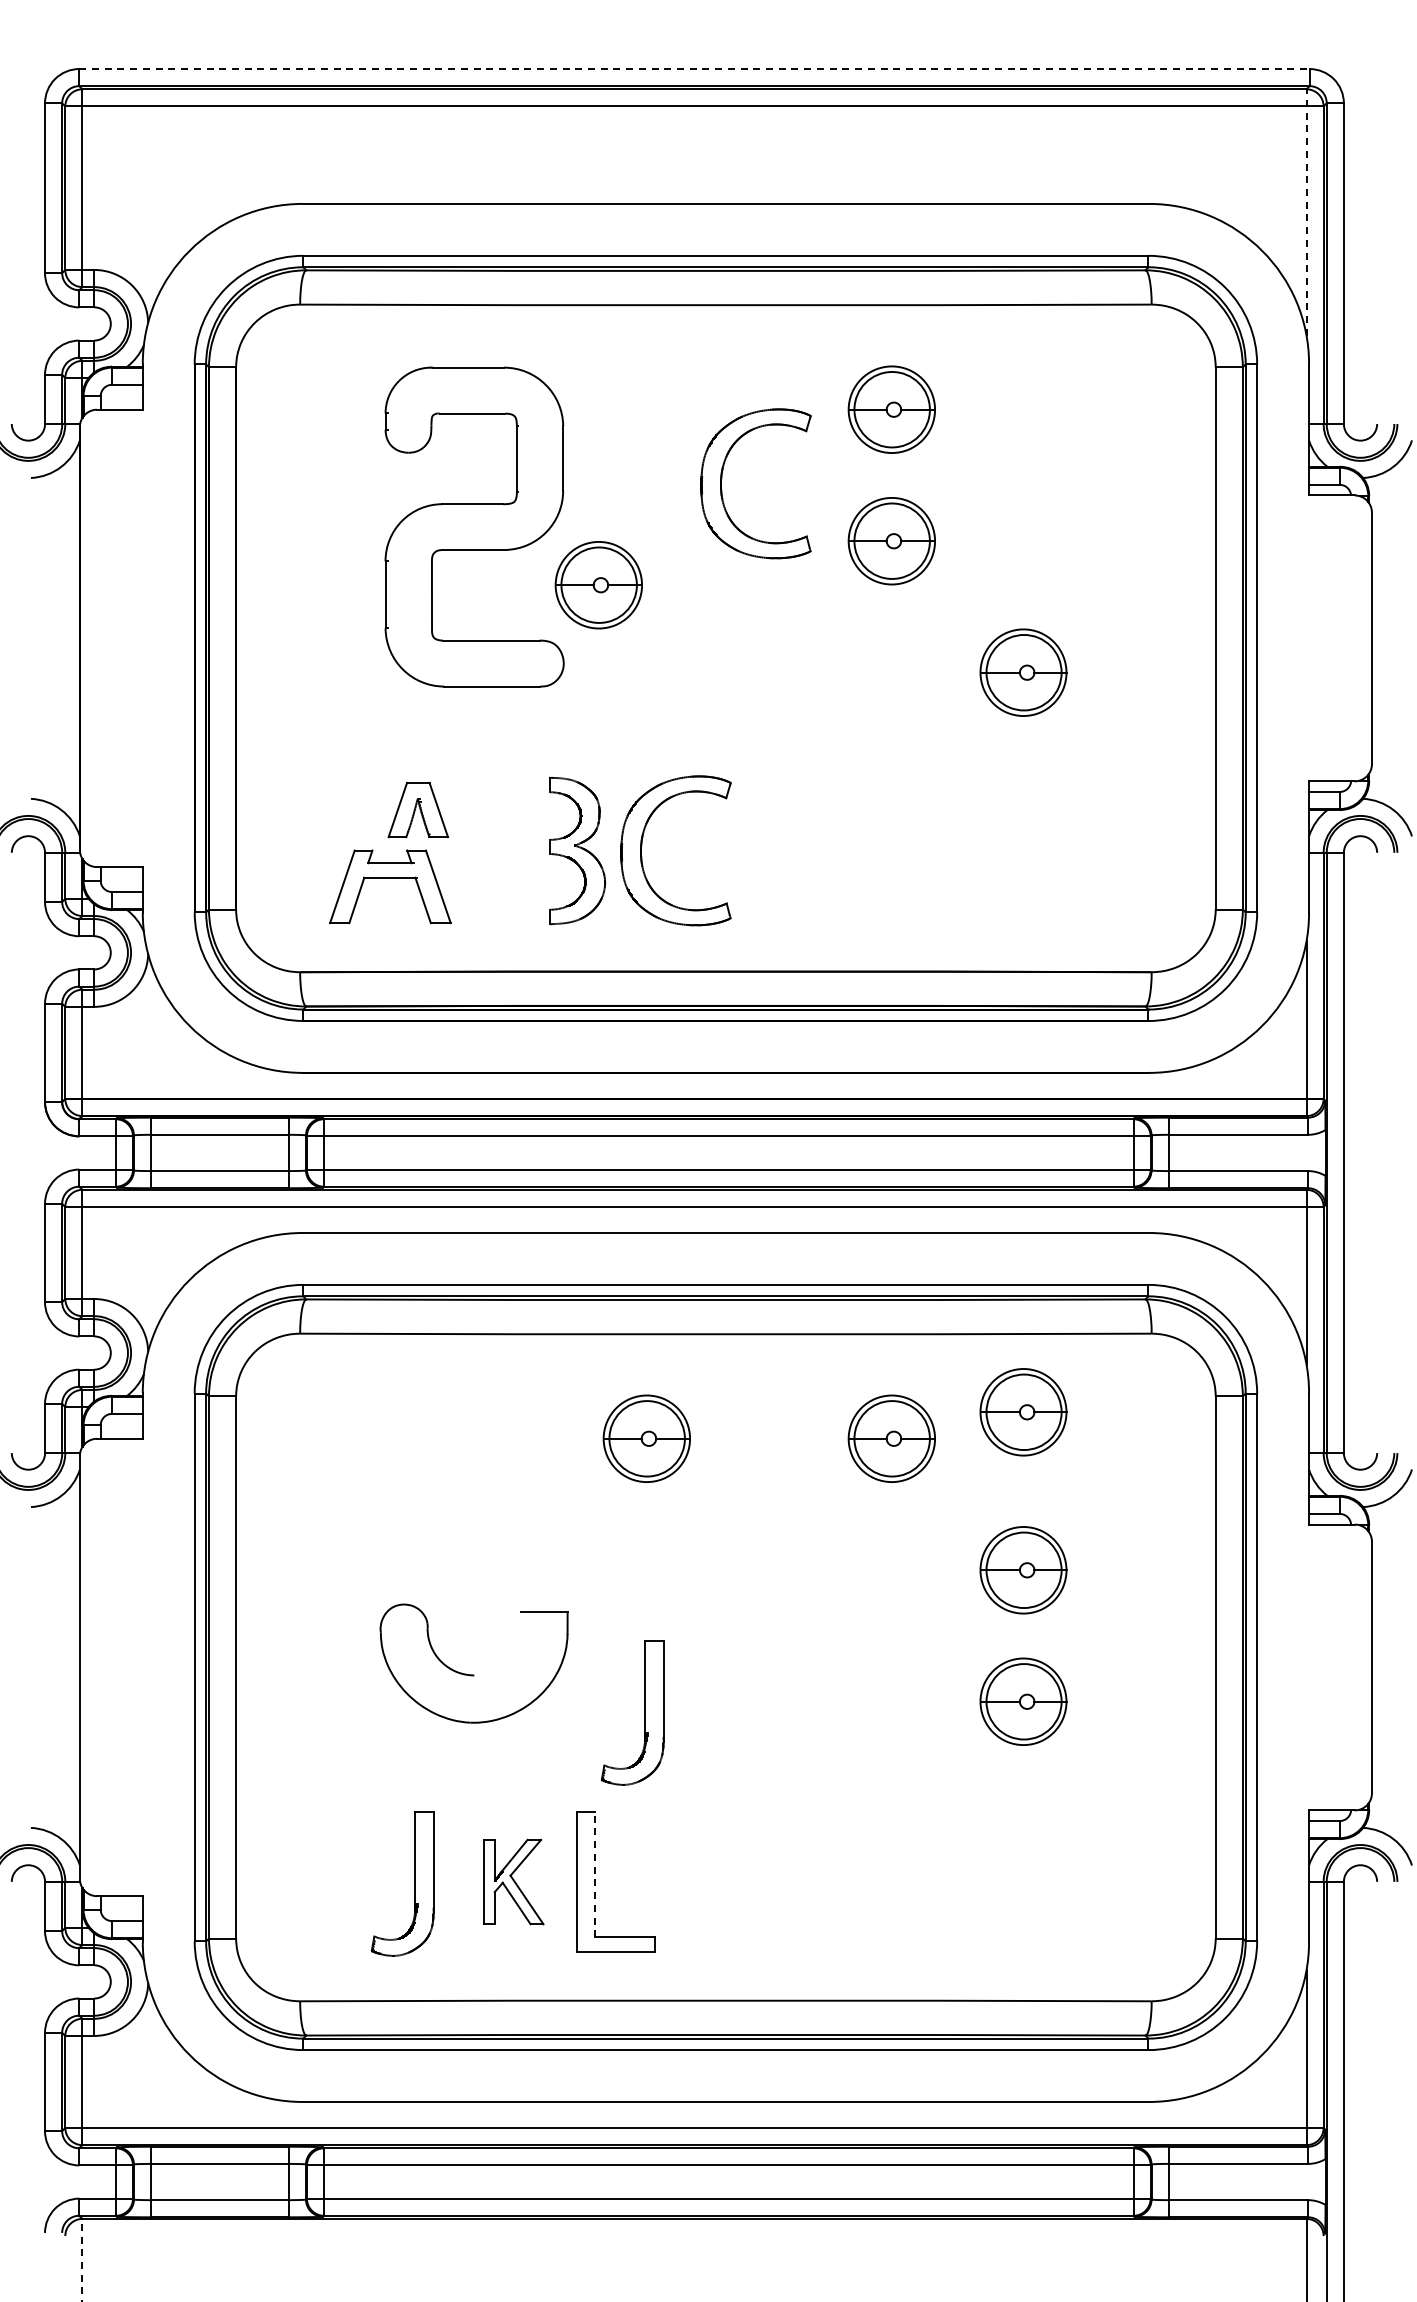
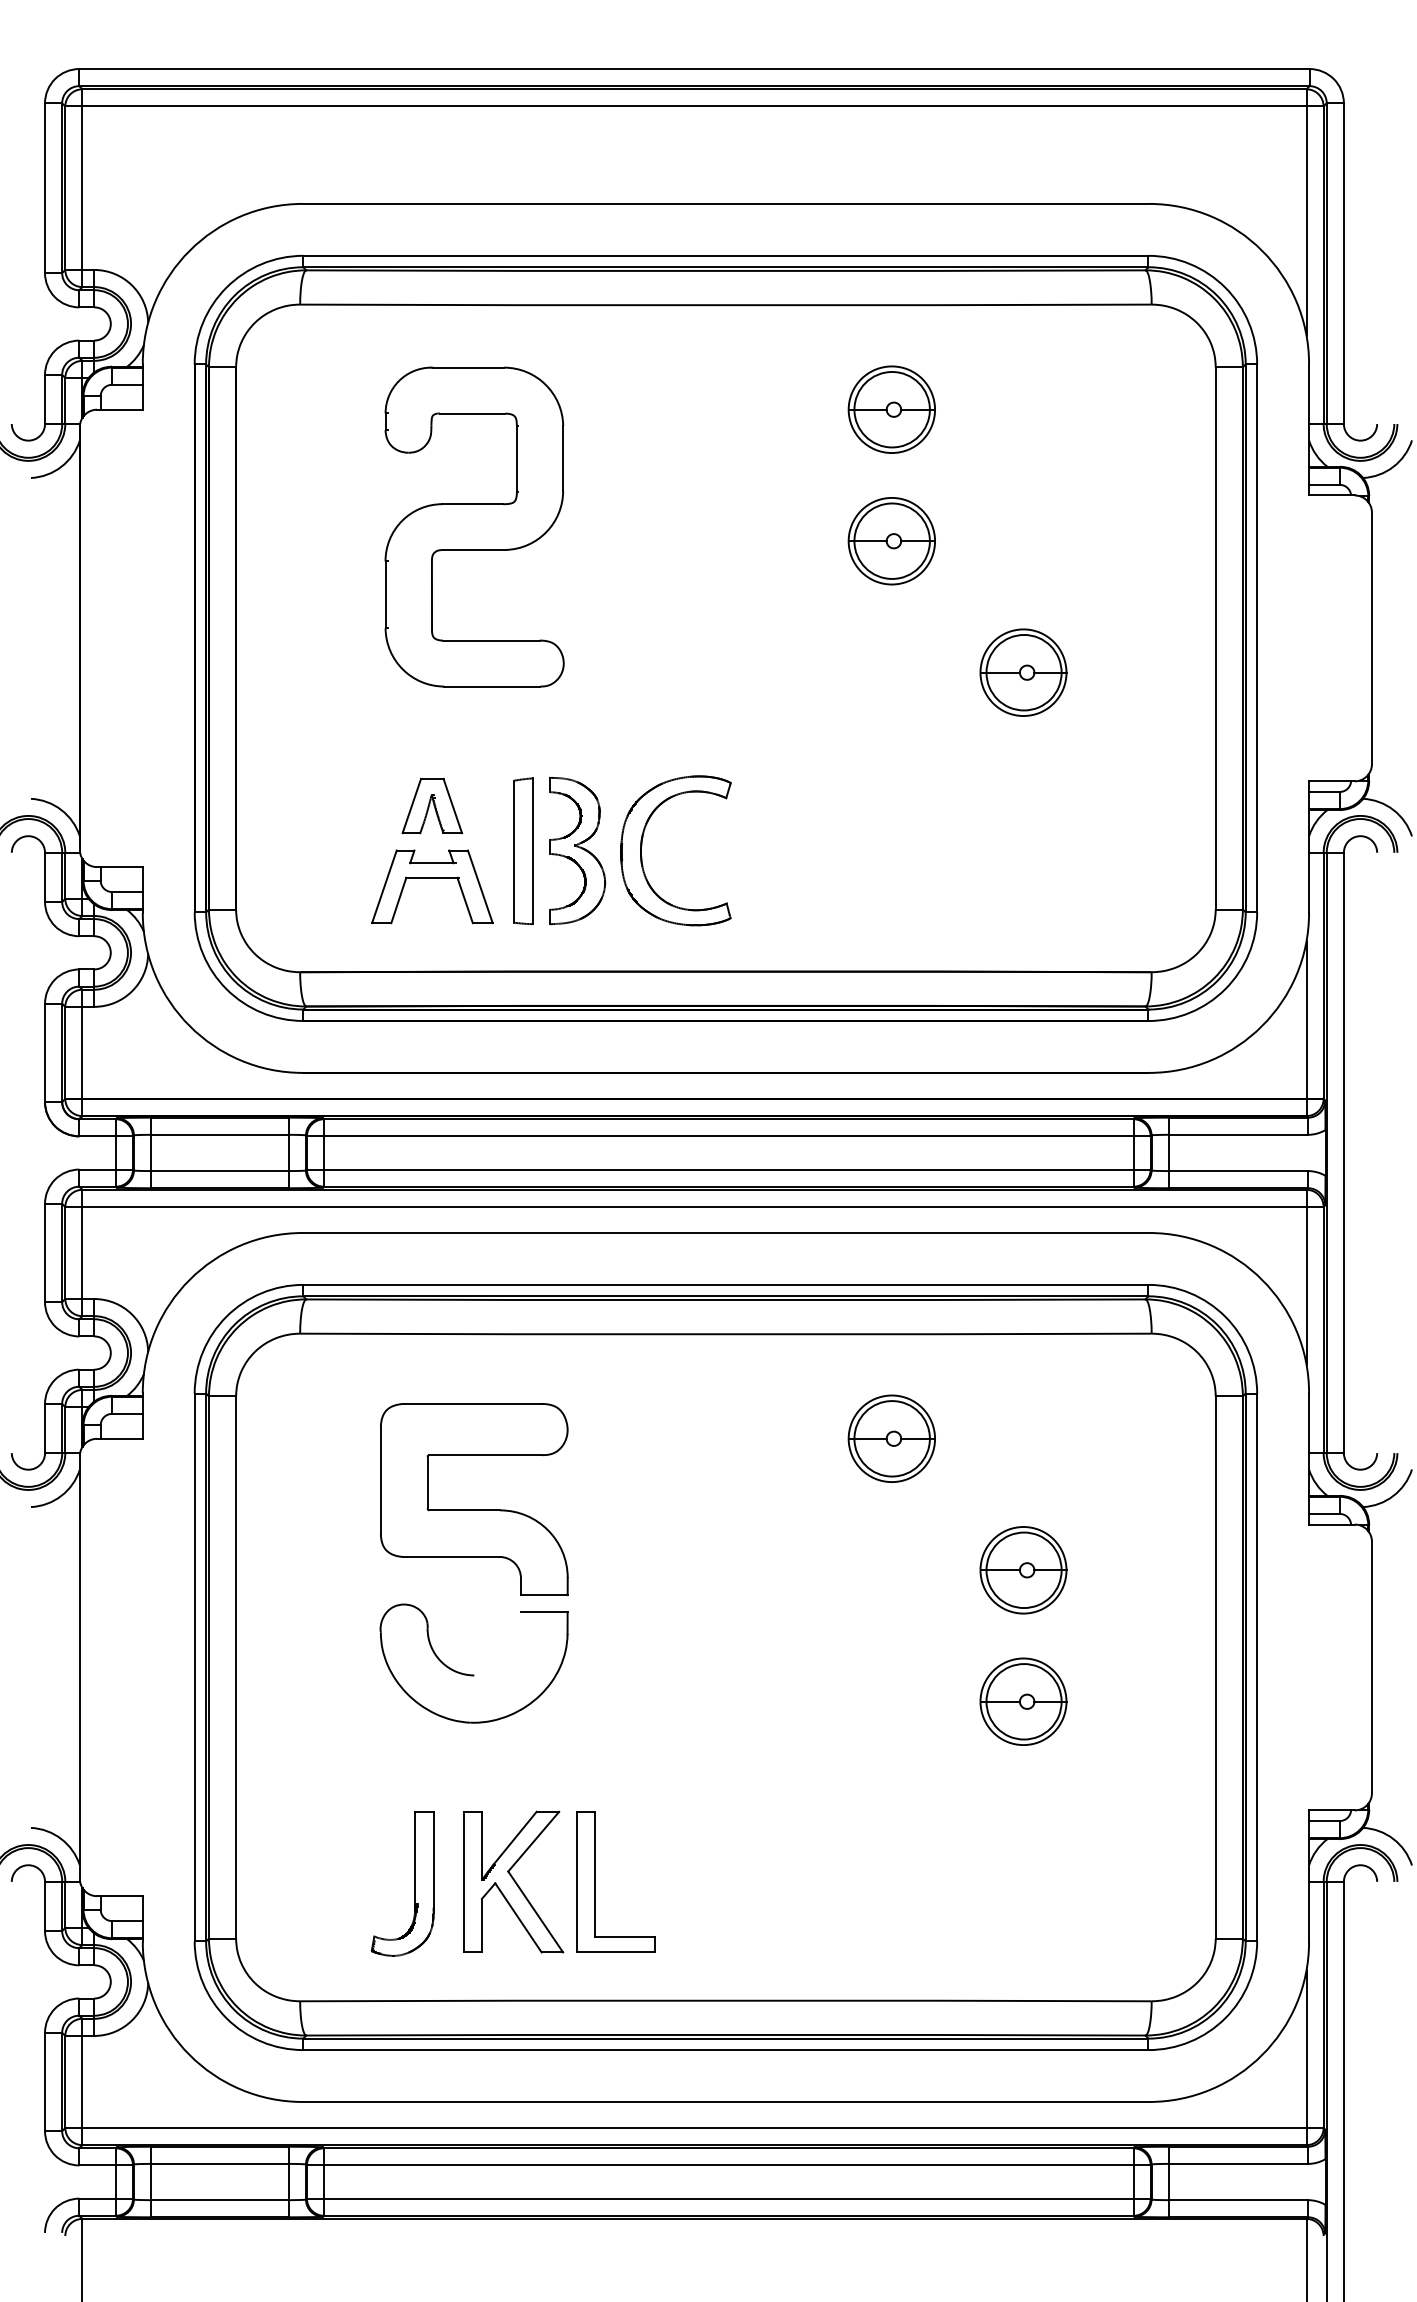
line: dashed -> solid (694, 69)
line: dashed -> solid (1306, 212)
part: present -> none (722, 478)
part: present -> none (598, 585)
part position: (417, 809) -> (431, 805) (431, 805)
part: none -> present (523, 851)
part position: (390, 878) -> (432, 878) (432, 878)
part: present -> none (1023, 1412)
part: present -> none (646, 1438)
part: none -> present (474, 1509)
part: present -> none (644, 1712)
line: dashed -> solid (595, 1874)
part size: 62x88 px -> 102x144 px (513, 1881)
line: dashed -> solid (82, 2259)
